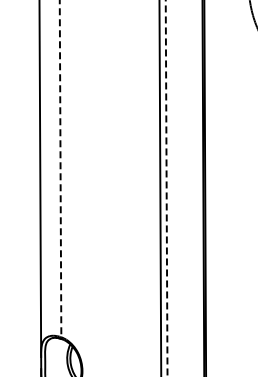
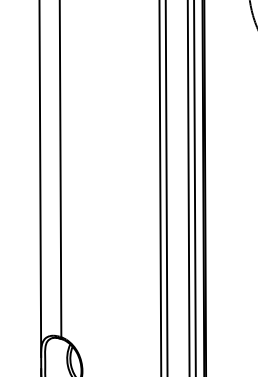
line: dashed -> solid (60, 169)
line: none -> present (188, 187)
line: none -> present (194, 187)
line: dashed -> solid (166, 188)
